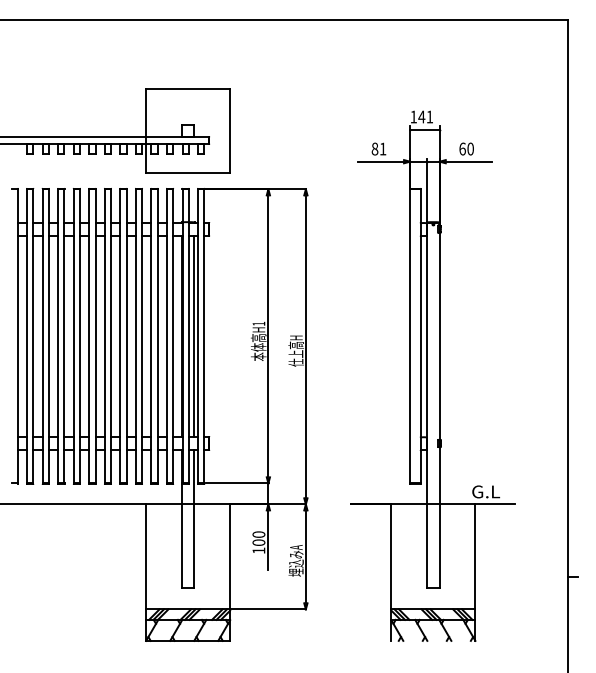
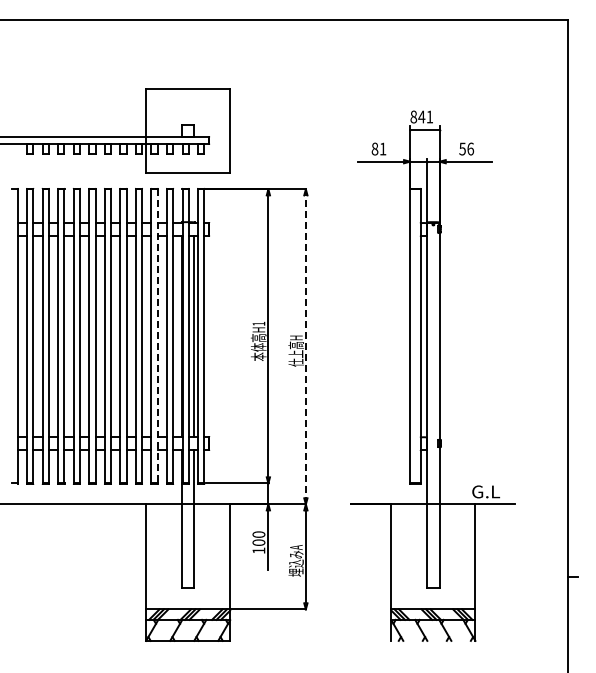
text: 141 -> 841 (413, 116)
text: 60 -> 56 (466, 148)
line: solid -> dashed (157, 336)
line: solid -> dashed (305, 346)
